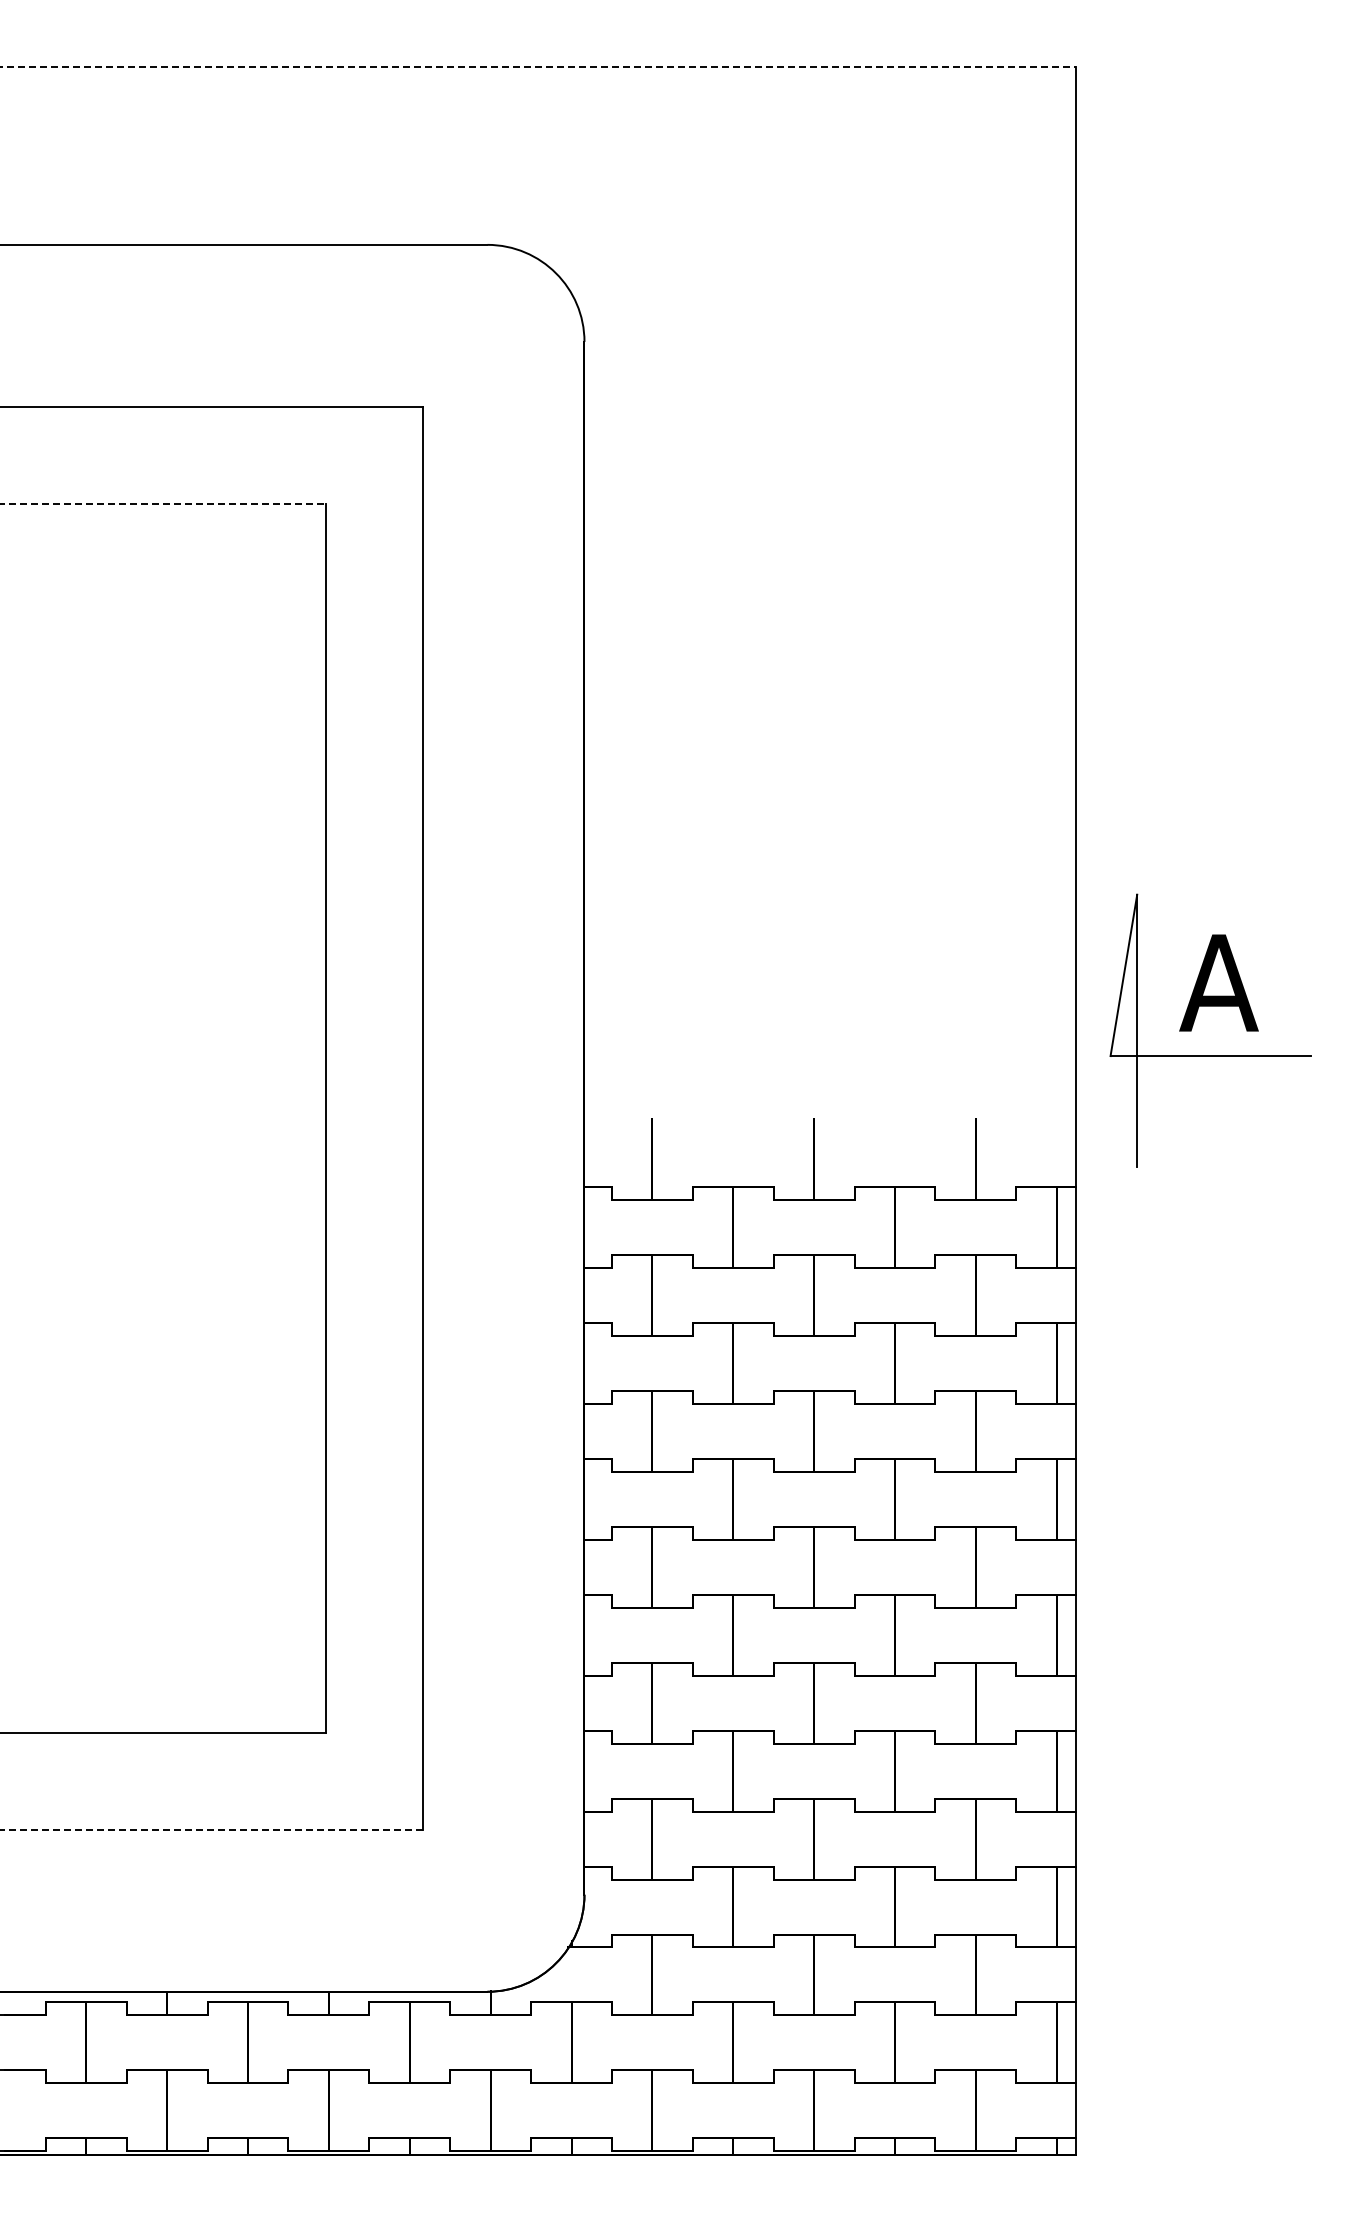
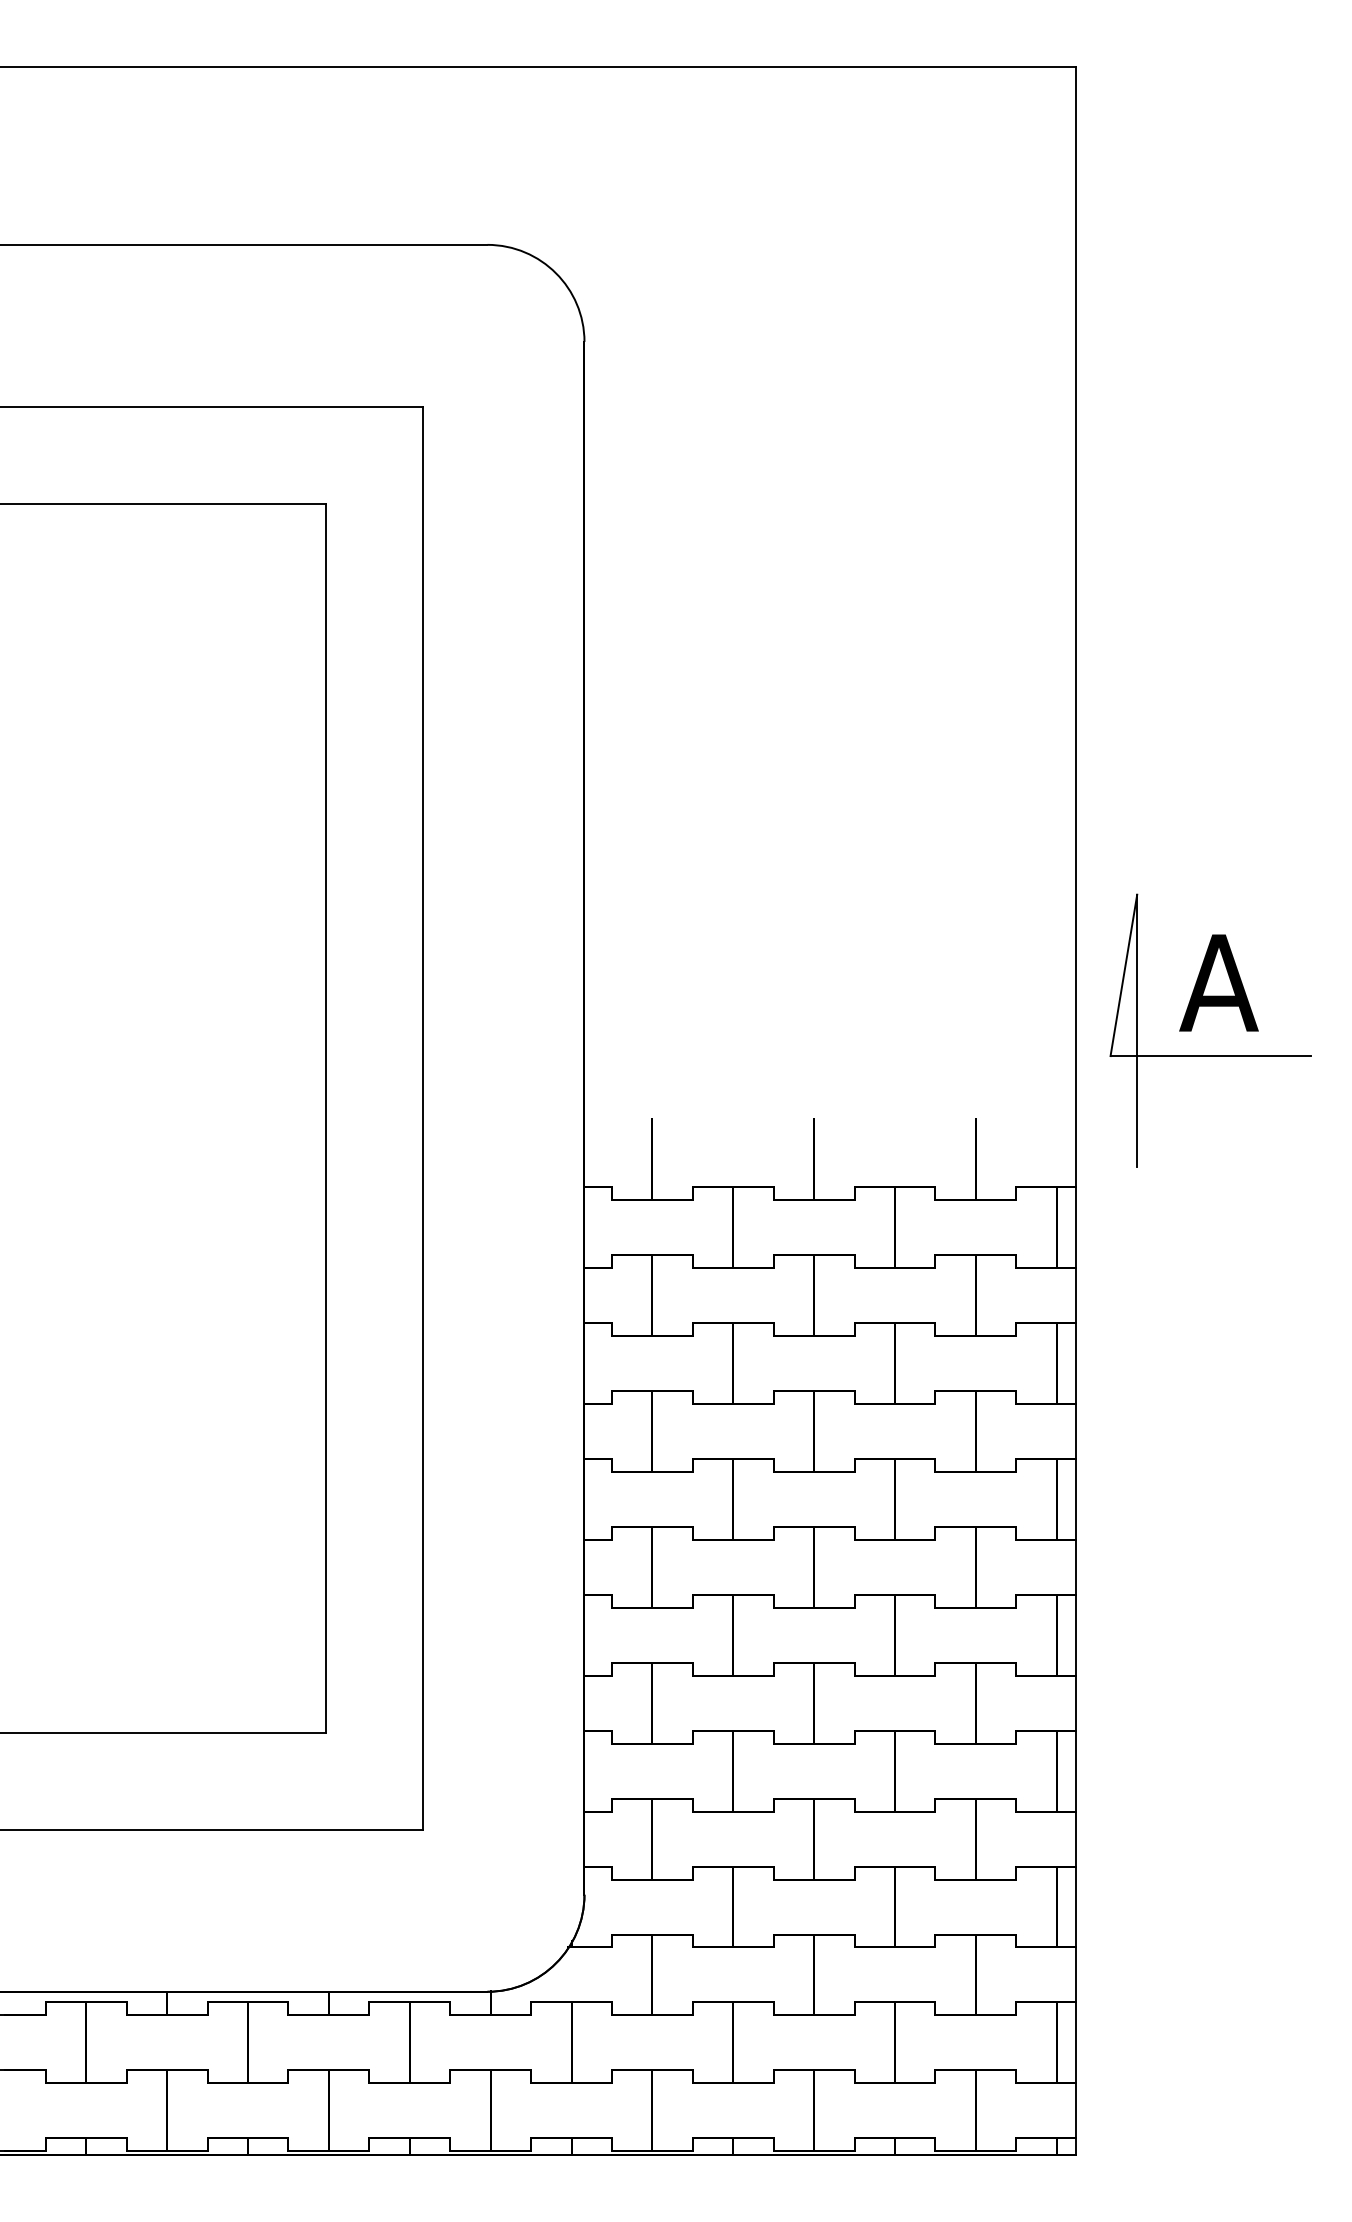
line: dashed -> solid (538, 66)
line: dashed -> solid (163, 503)
line: dashed -> solid (211, 1830)
